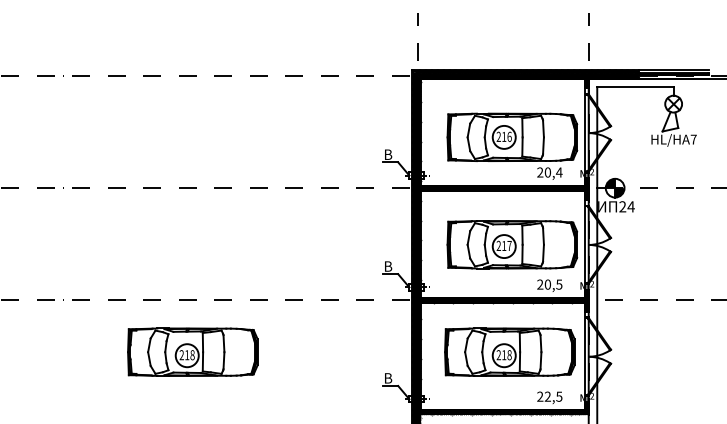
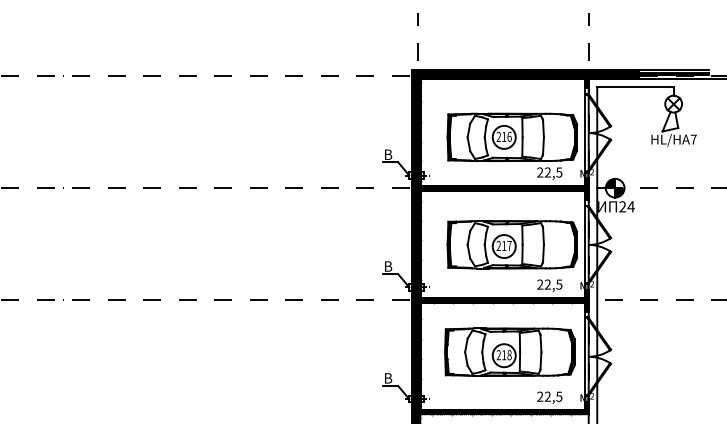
text: 20,4 -> 22,5 (553, 172)
text: 20,5 -> 22,5 (547, 284)
part: present -> none (192, 351)
